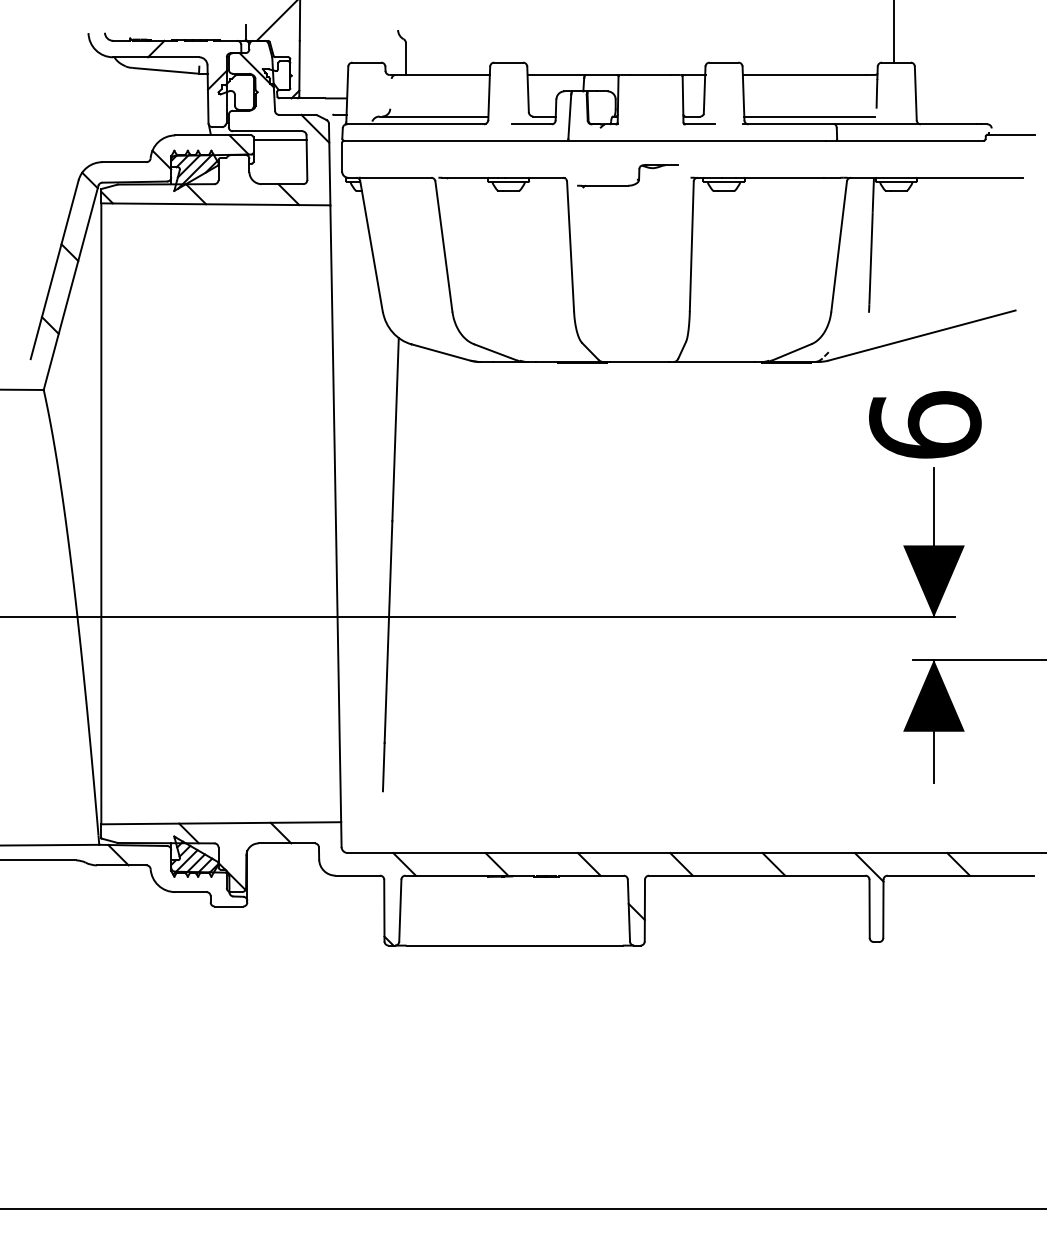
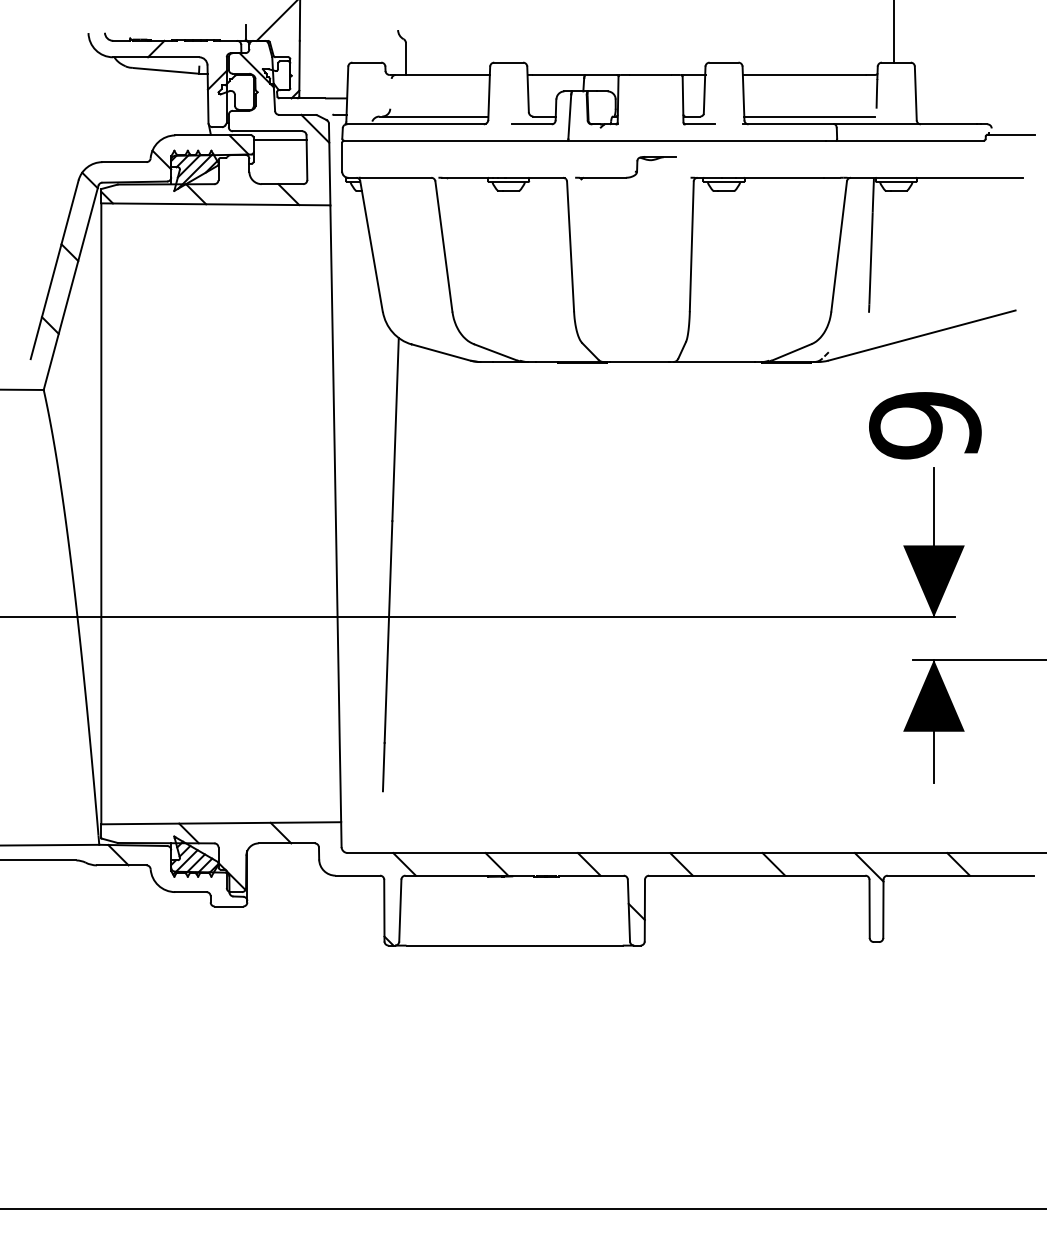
part position: (628, 184) -> (626, 176) (626, 176)
text: 6 -> 9 (925, 425)
